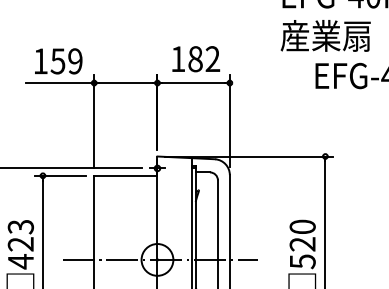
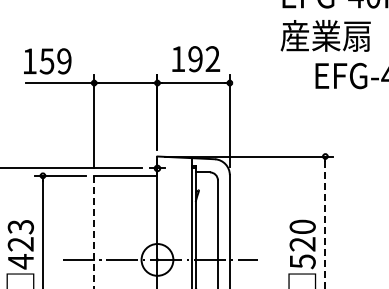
text: 182 -> 192 (195, 59)
text position: (58, 61) -> (47, 61) (47, 61)
line: solid -> dashed (325, 225)
line: solid -> dashed (94, 232)
